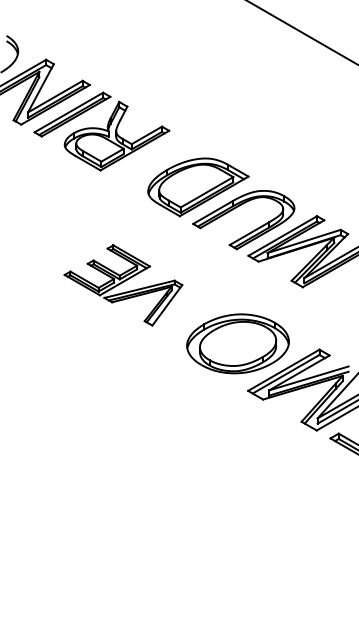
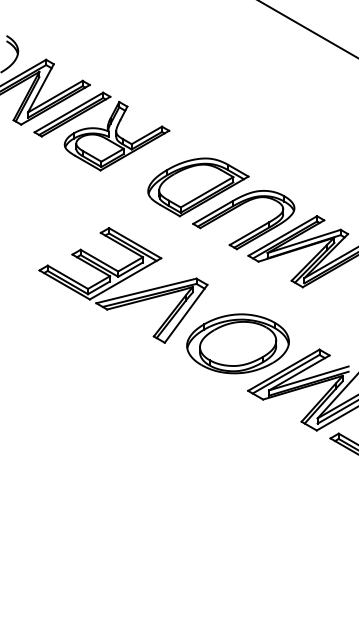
line position: (302, 32) -> (308, 29) (308, 29)
part size: 121x83 px -> 171x117 px (123, 285)
